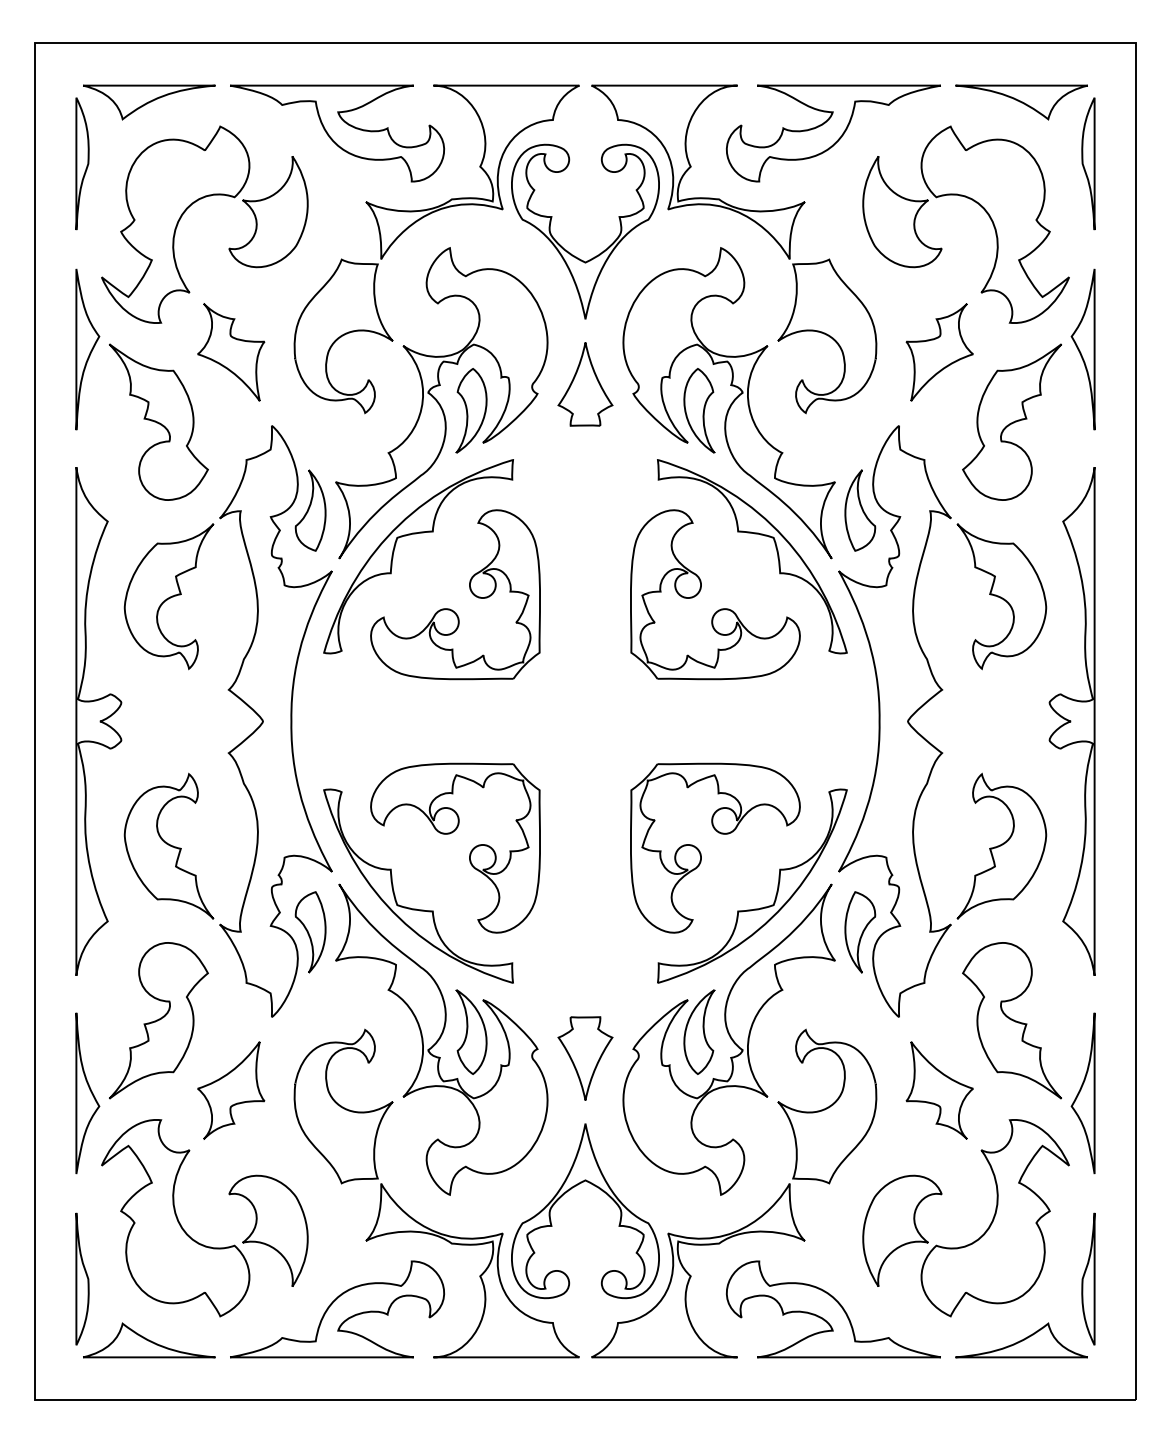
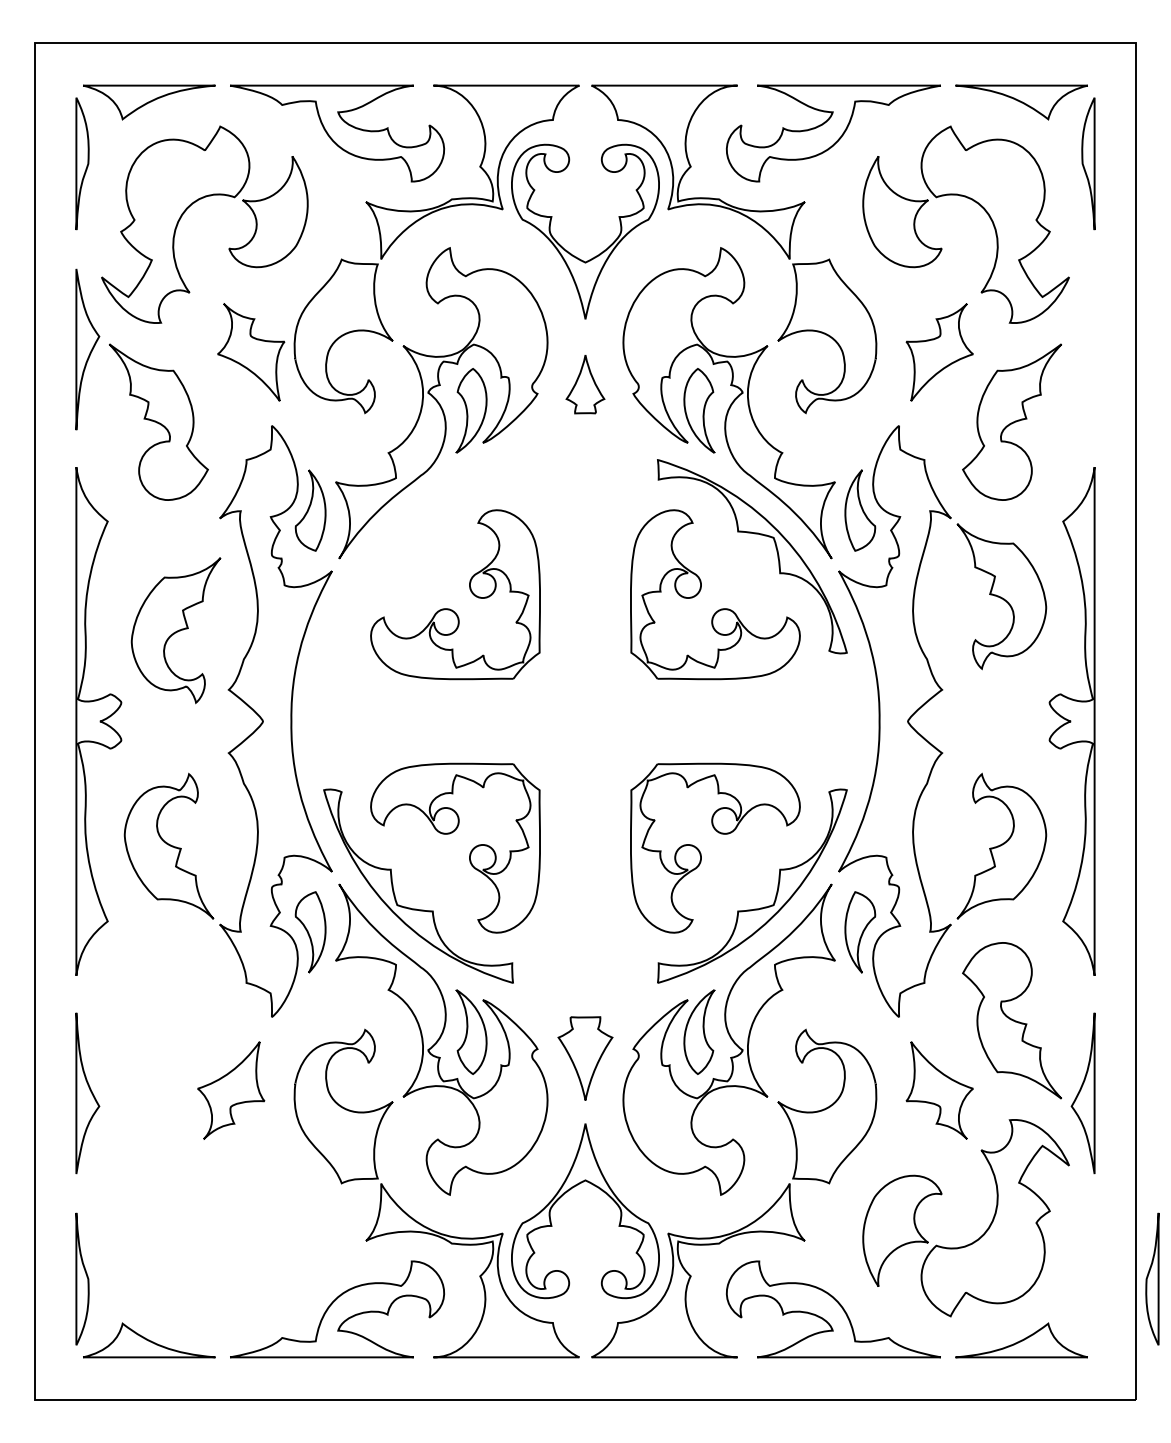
part: present -> none (1082, 349)
part position: (231, 352) -> (251, 352) (251, 352)
part size: 57x85 px -> 41x60 px (585, 384)
part: present -> none (416, 534)
part position: (168, 596) -> (175, 630) (175, 630)
part: present -> none (158, 1020)
part: present -> none (185, 1230)
part position: (1088, 1278) -> (1152, 1278) (1152, 1278)
